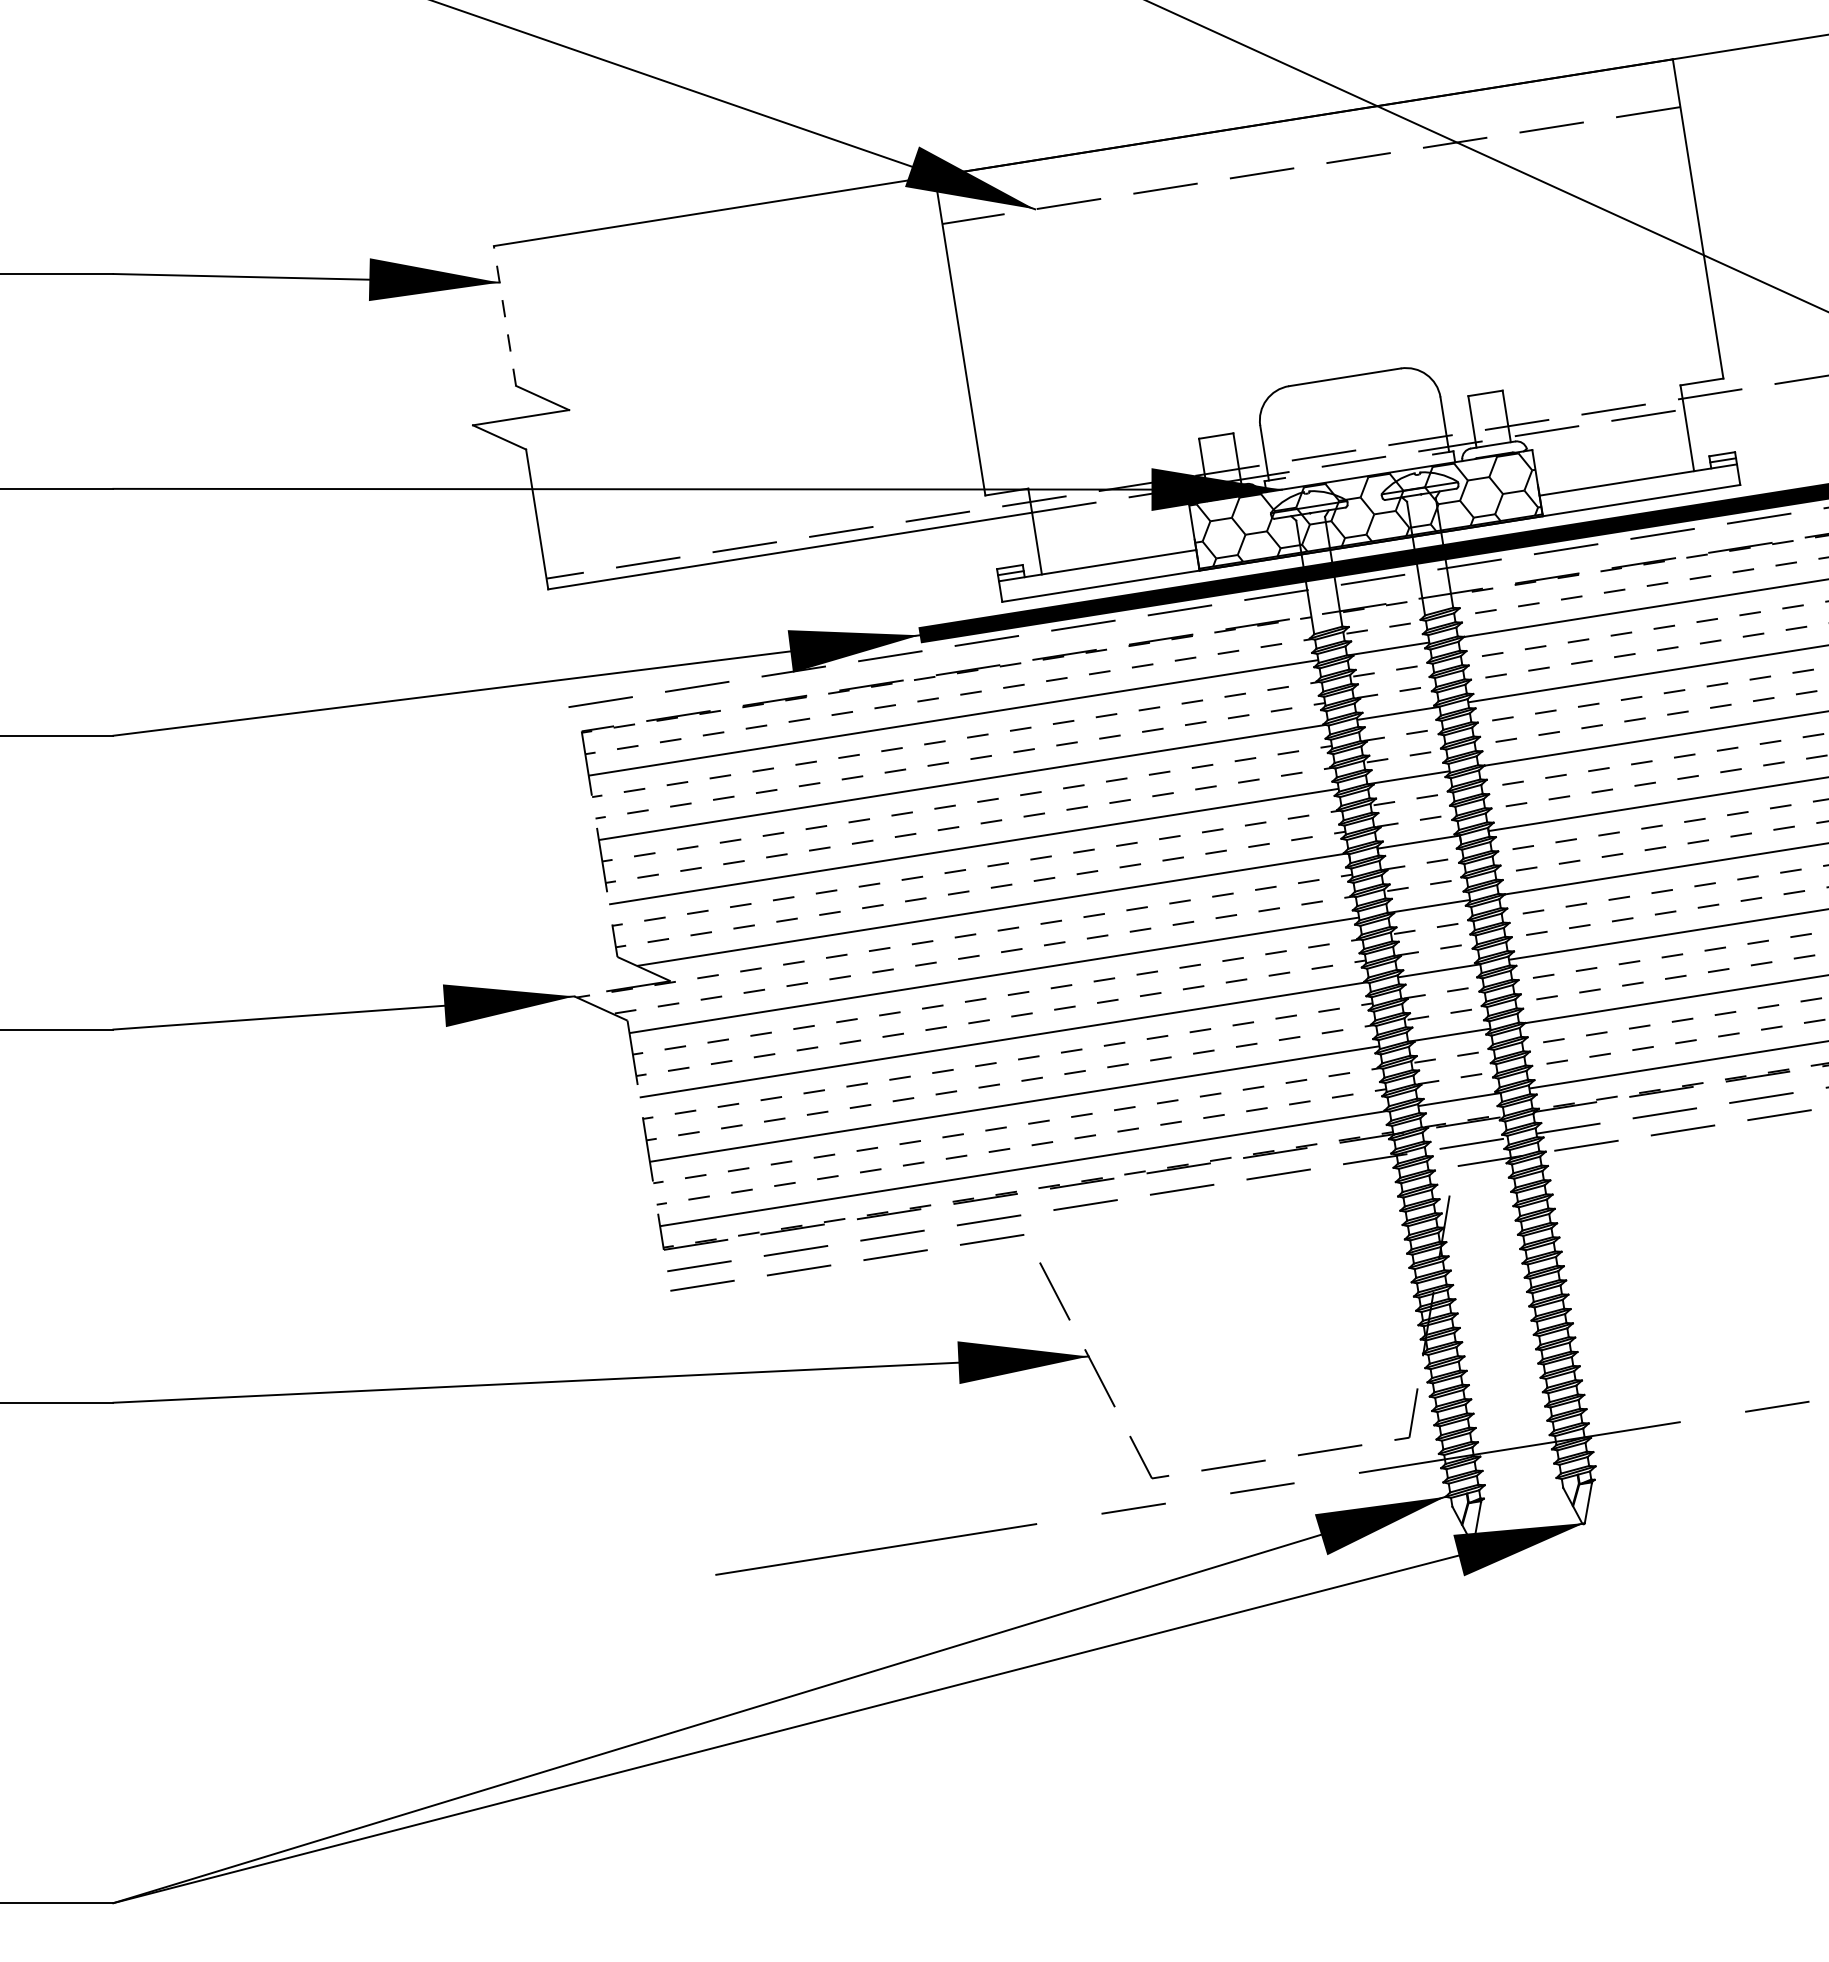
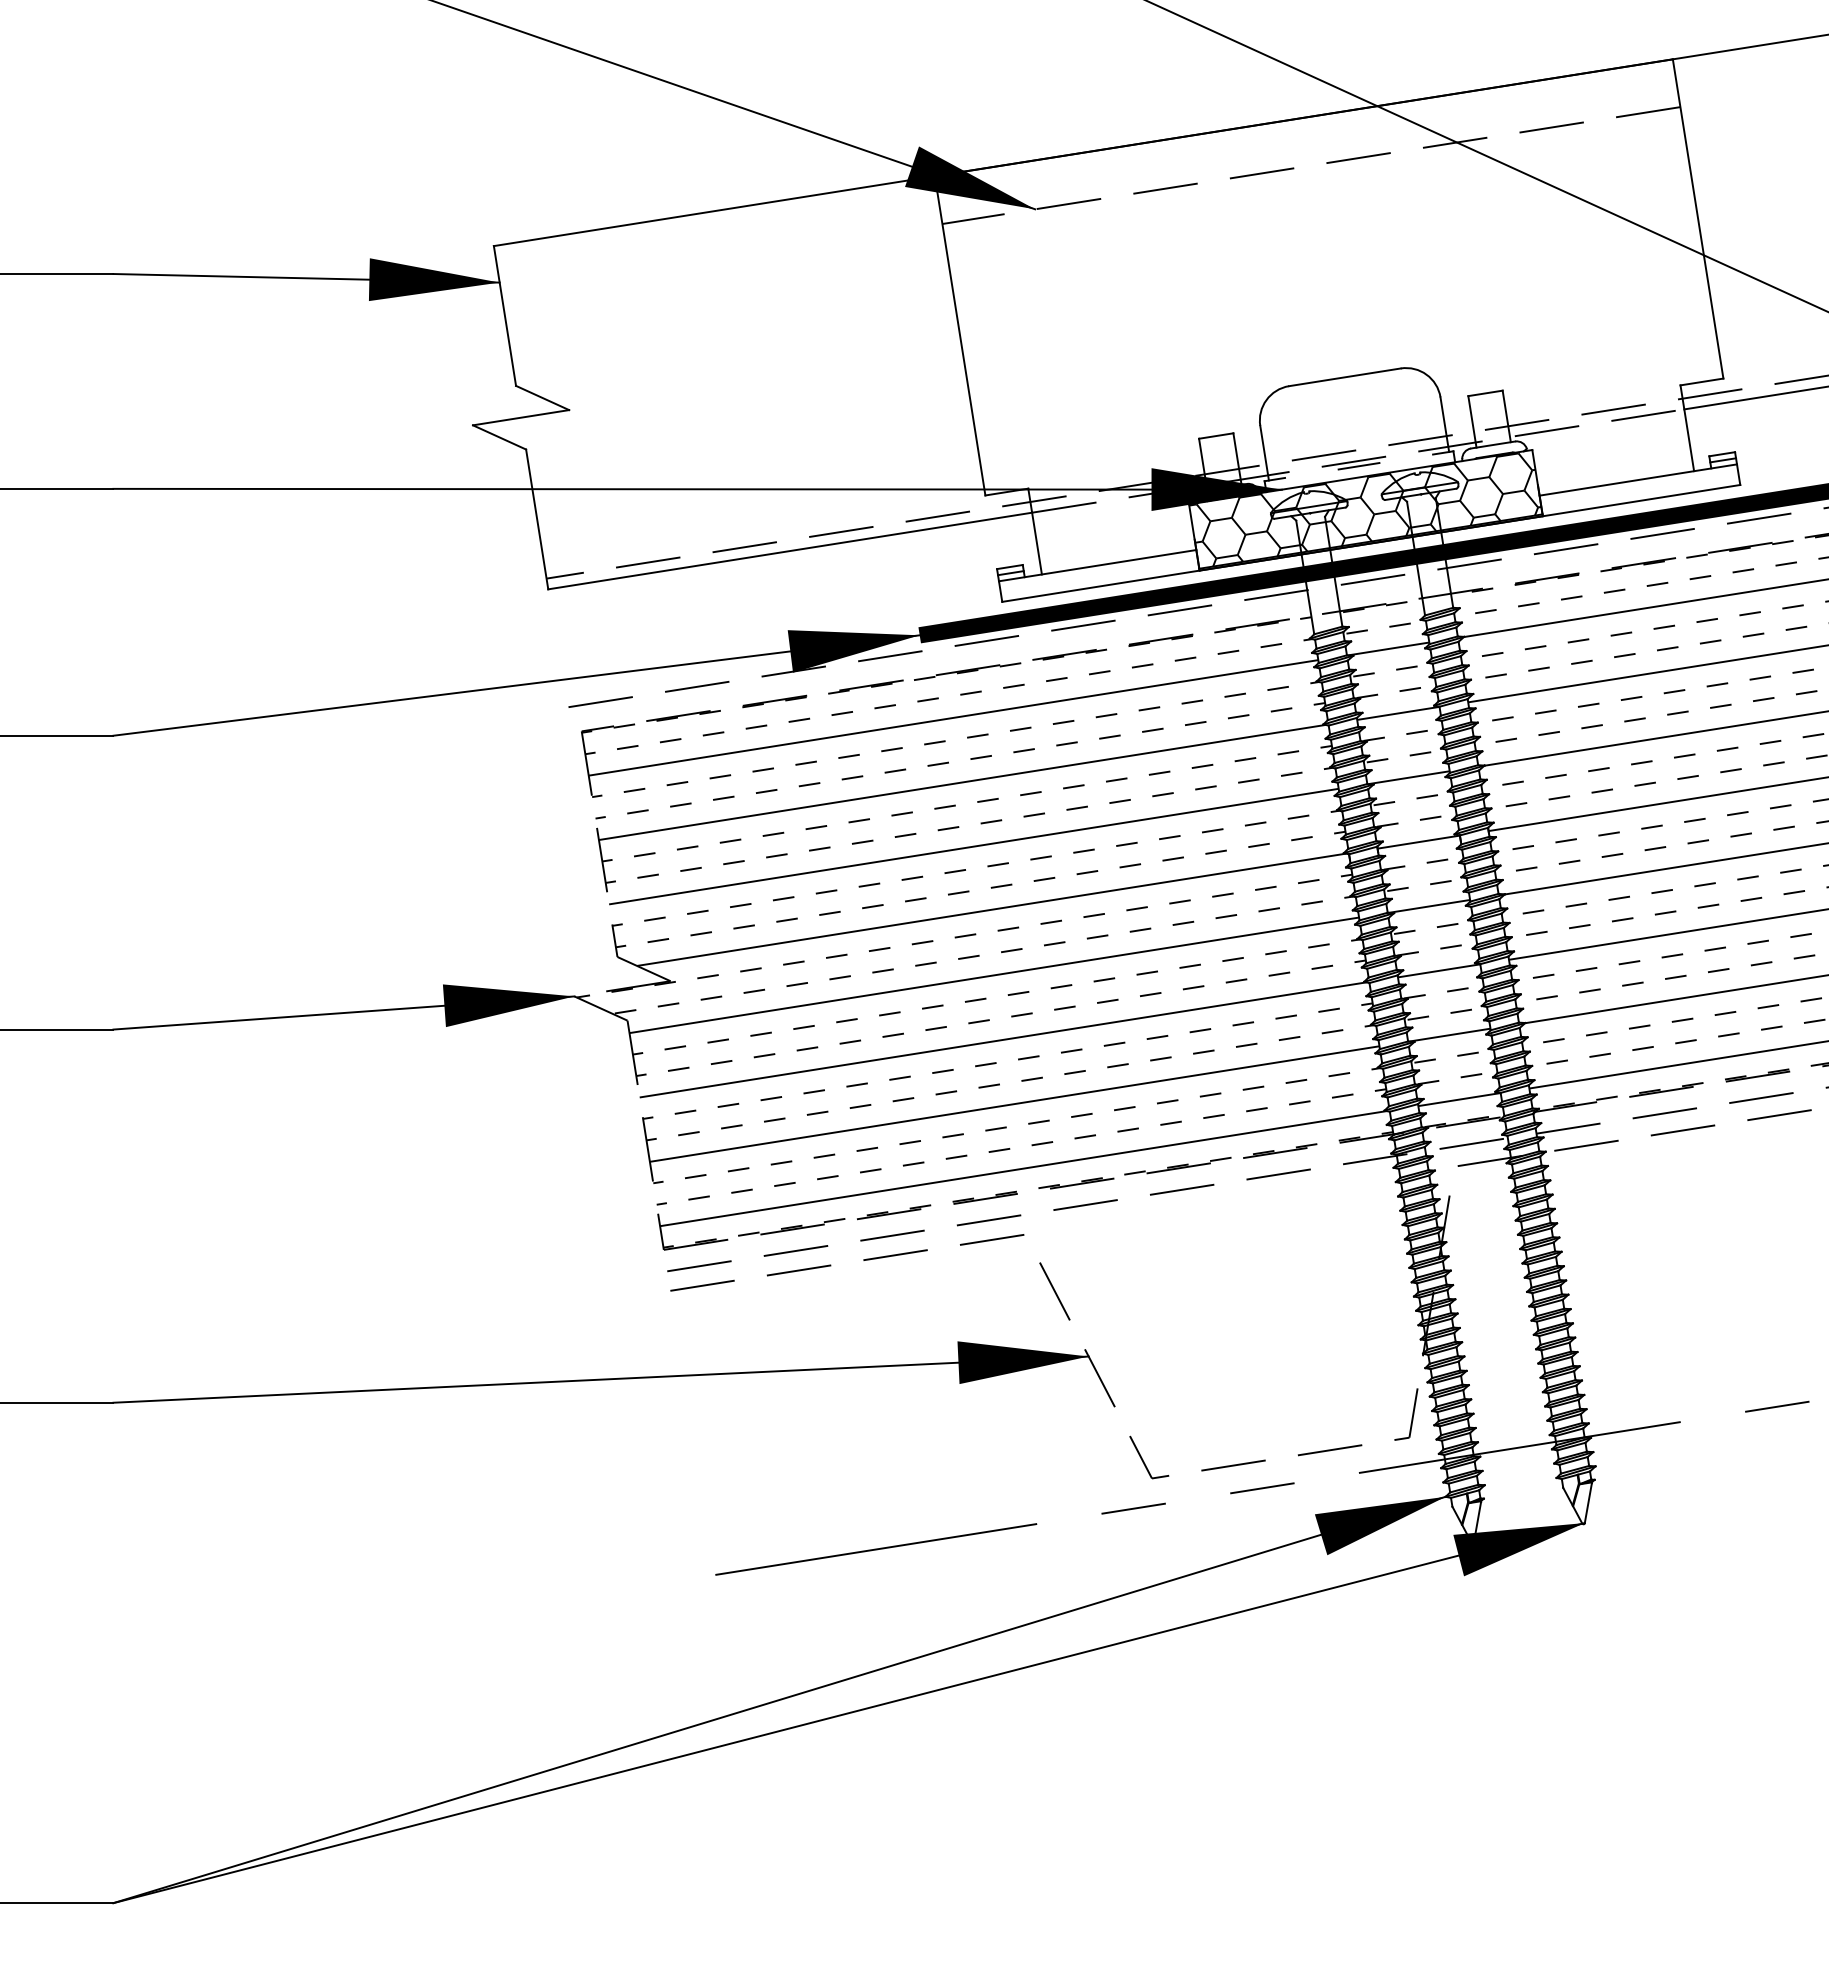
line: dashed -> solid (504, 315)
line: none -> present (1754, 398)
line: none -> present (1358, 466)
